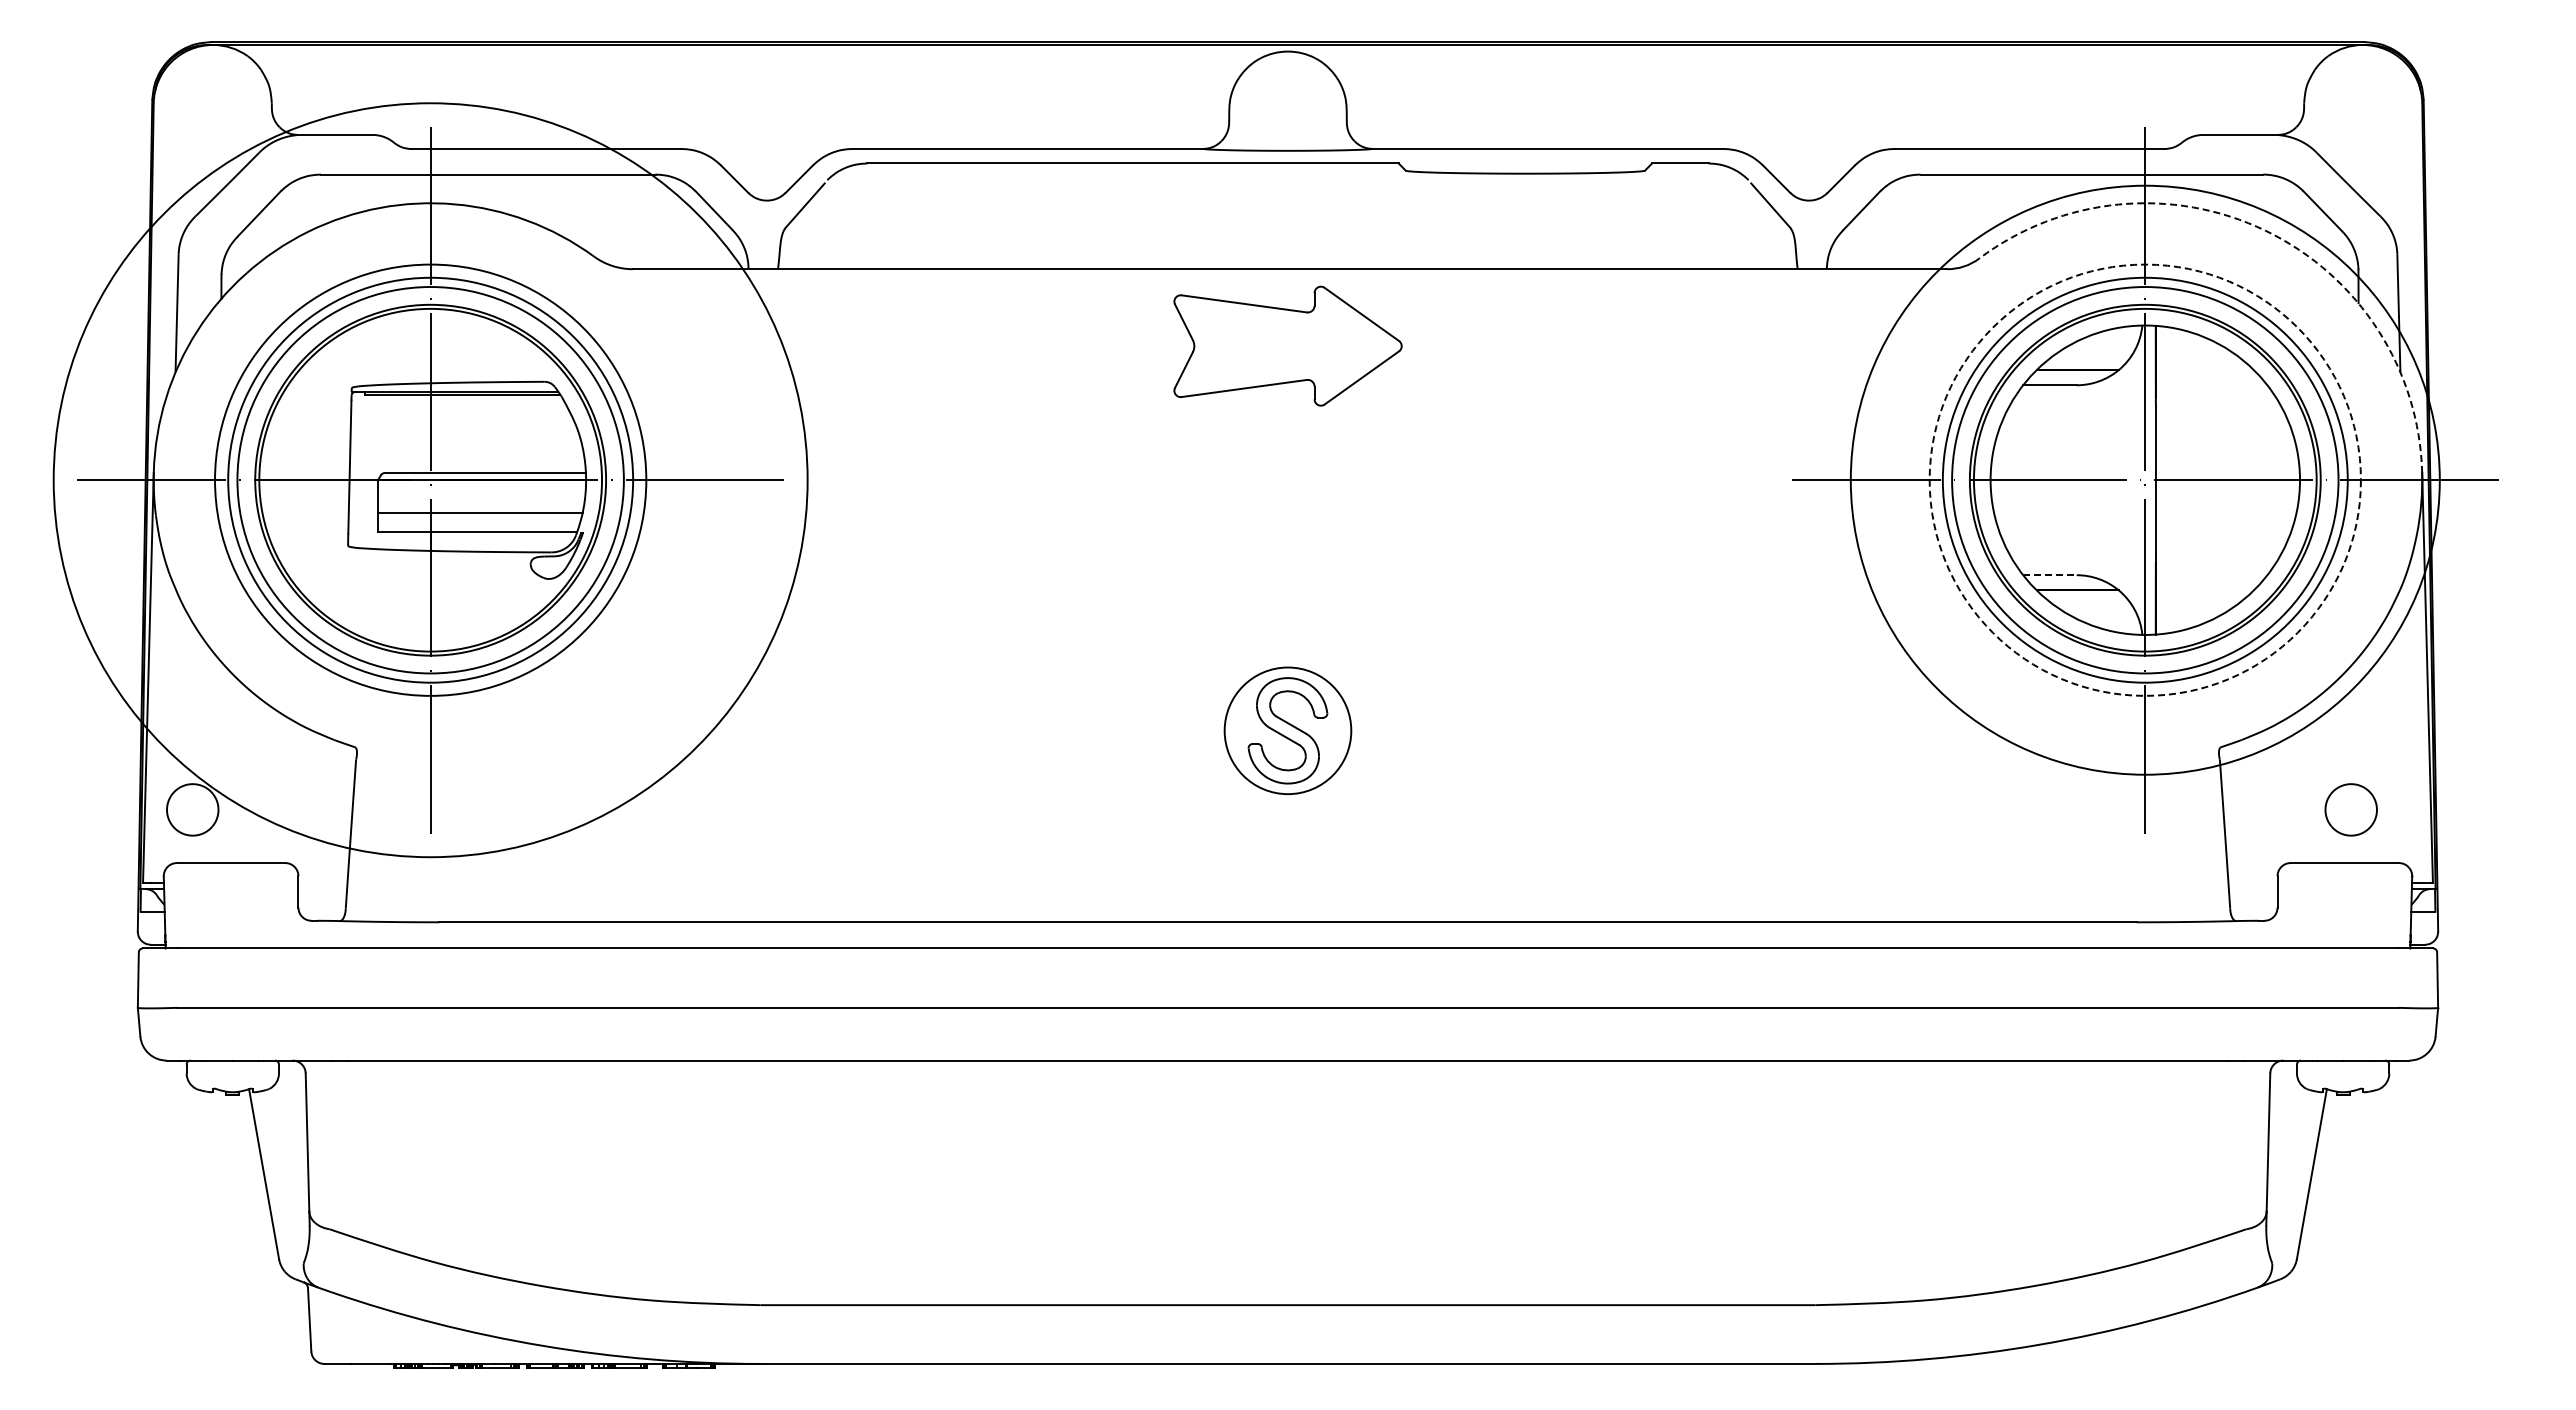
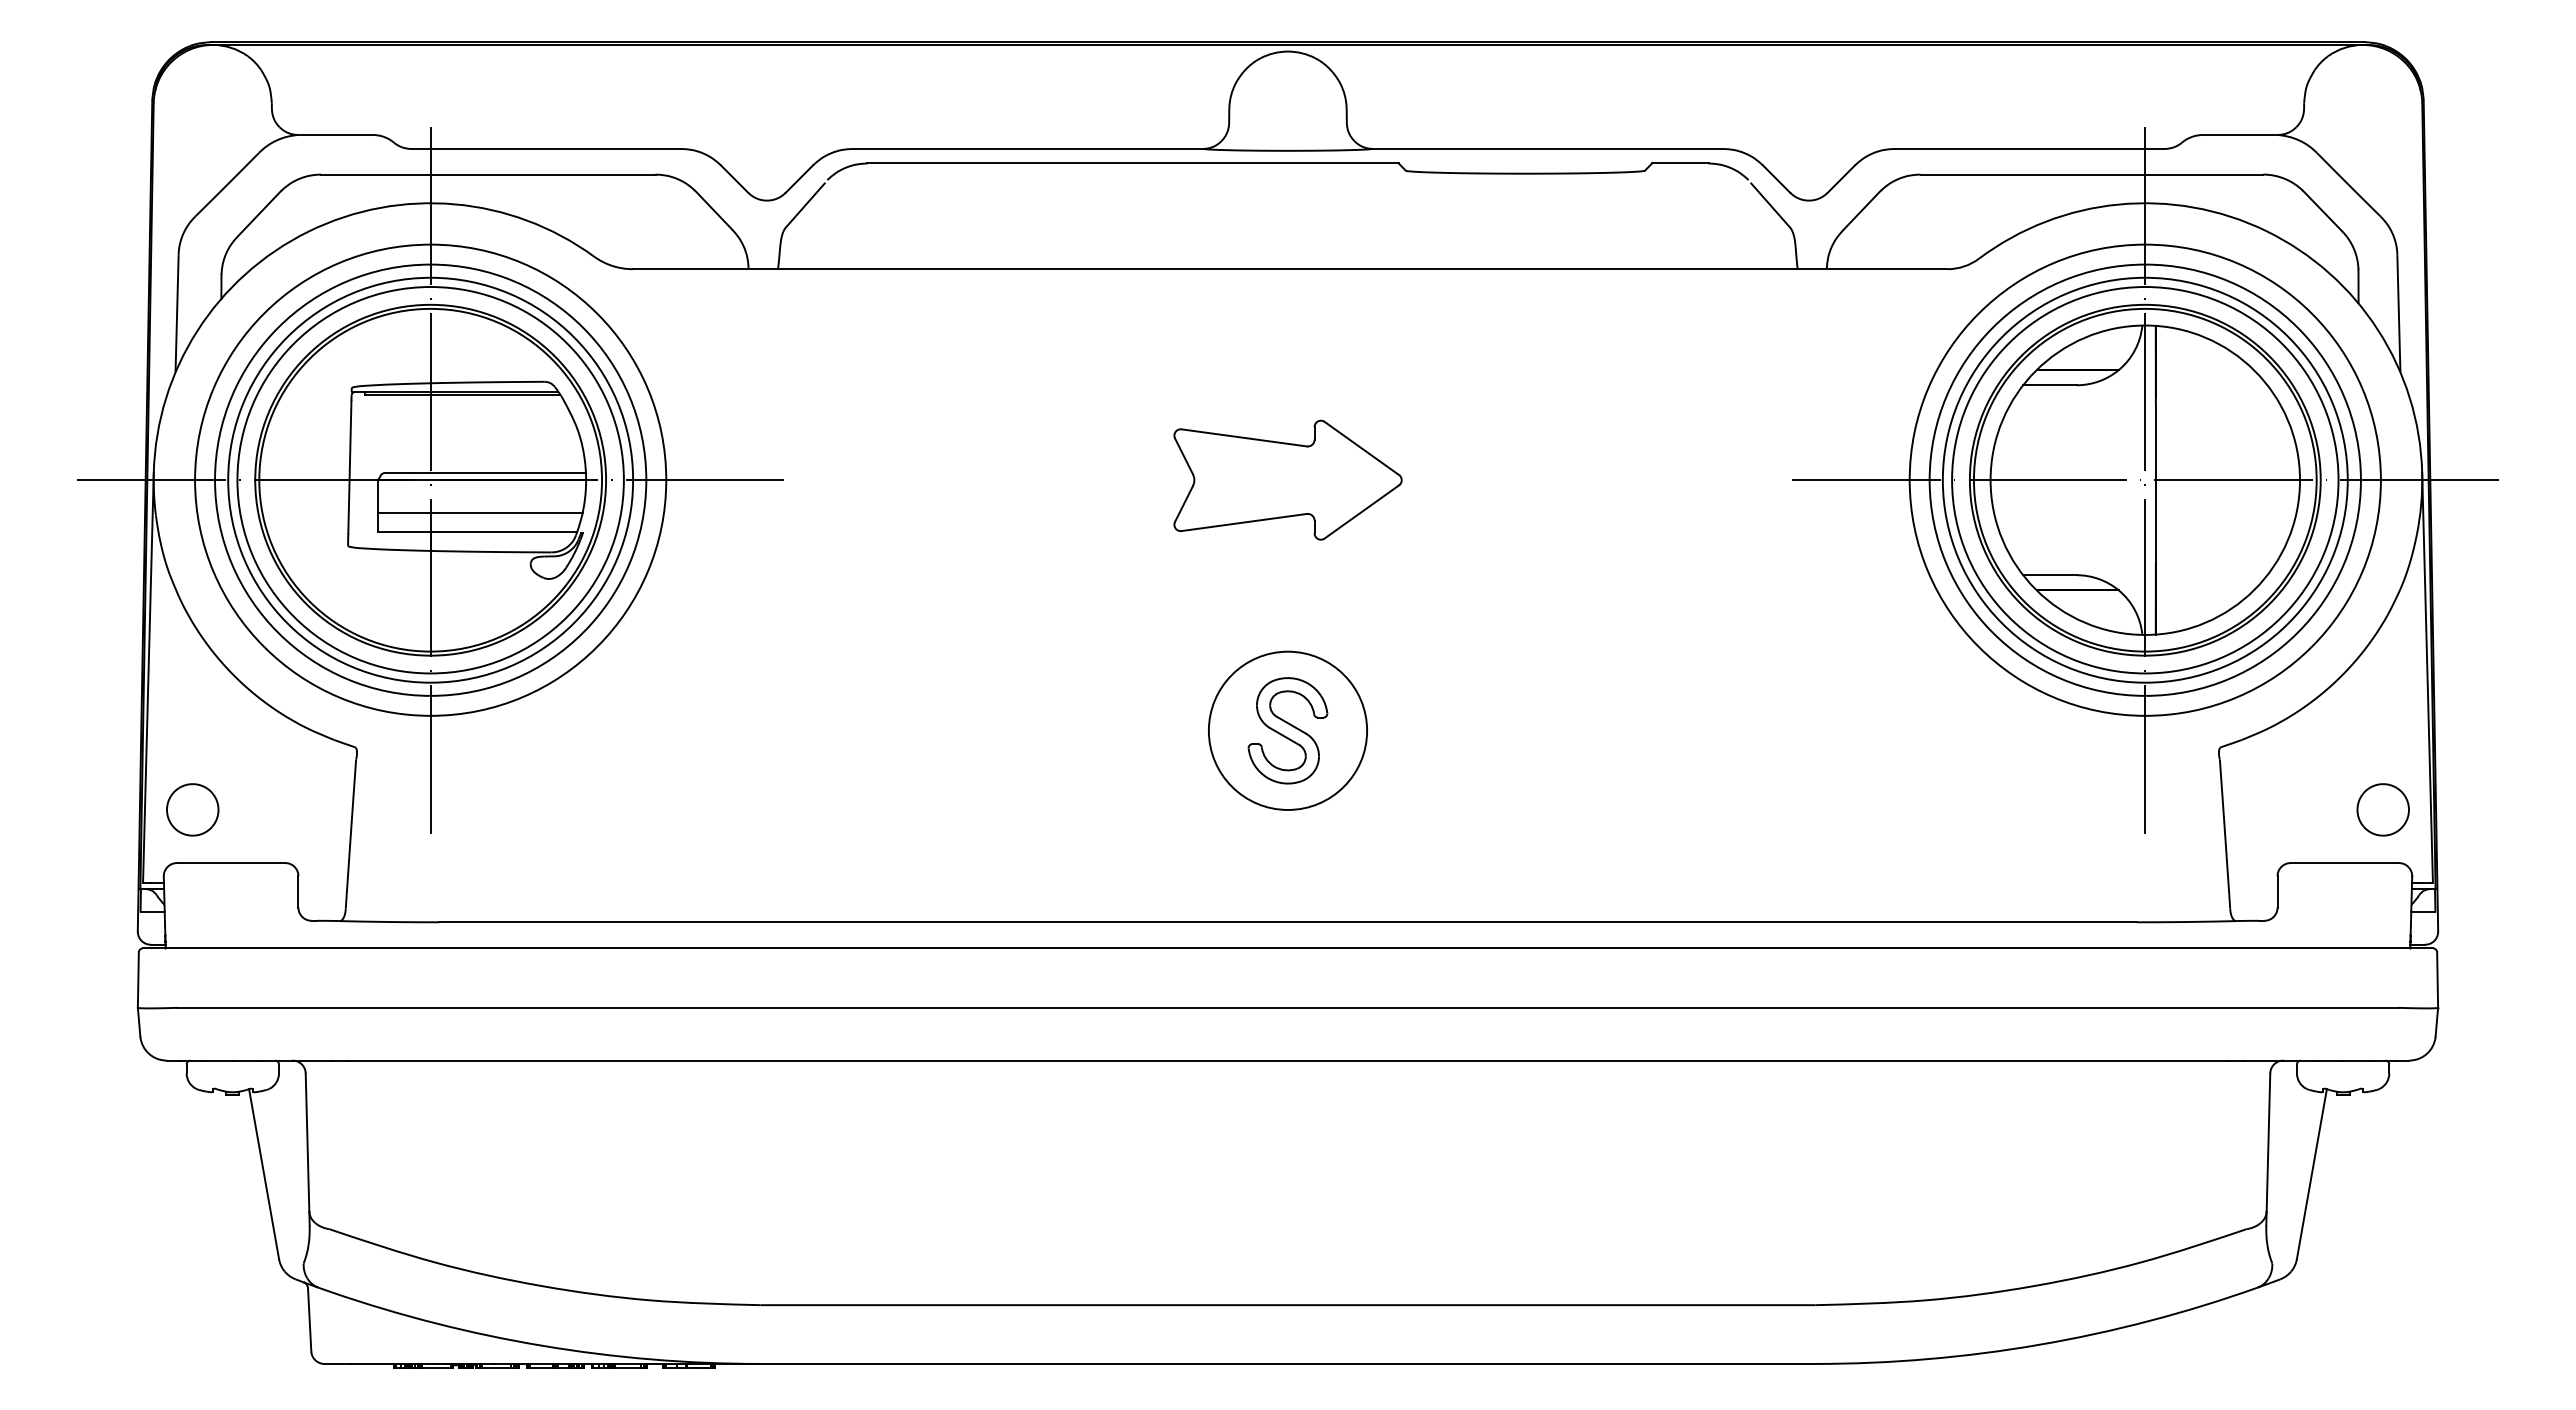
arc: dashed -> solid (2265, 230)
part position: (1287, 345) -> (1287, 479) (1287, 479)
circle diameter: 589 px -> 471 px (2144, 479)
circle: dashed -> solid (2144, 479)
circle diameter: 754 px -> 471 px (430, 479)
line: dashed -> solid (2049, 575)
circle diameter: 127 px -> 158 px (1287, 730)
part position: (2350, 809) -> (2382, 809) (2382, 809)
